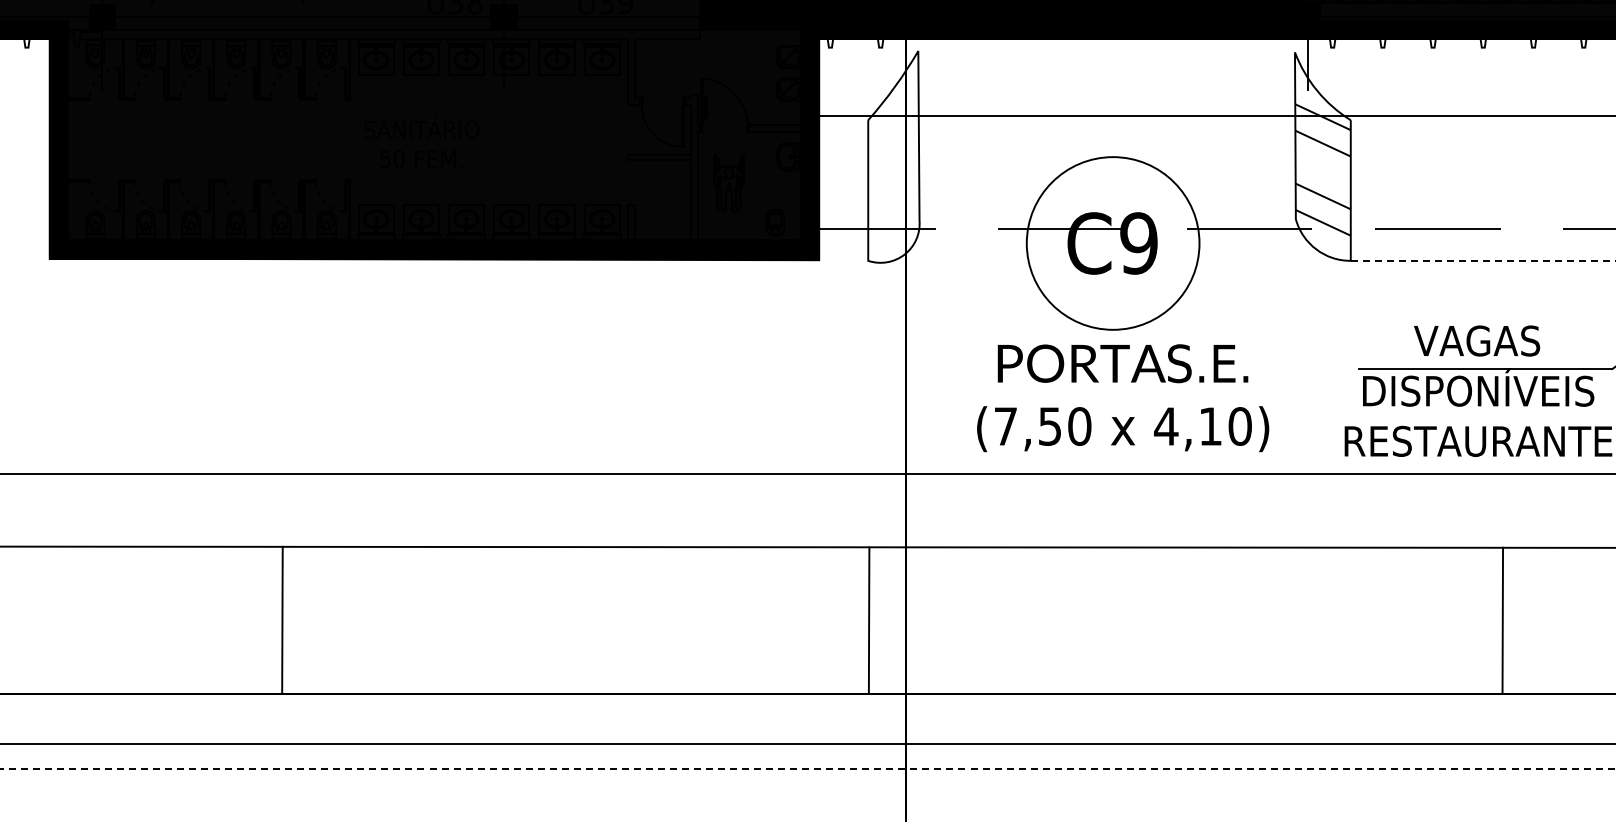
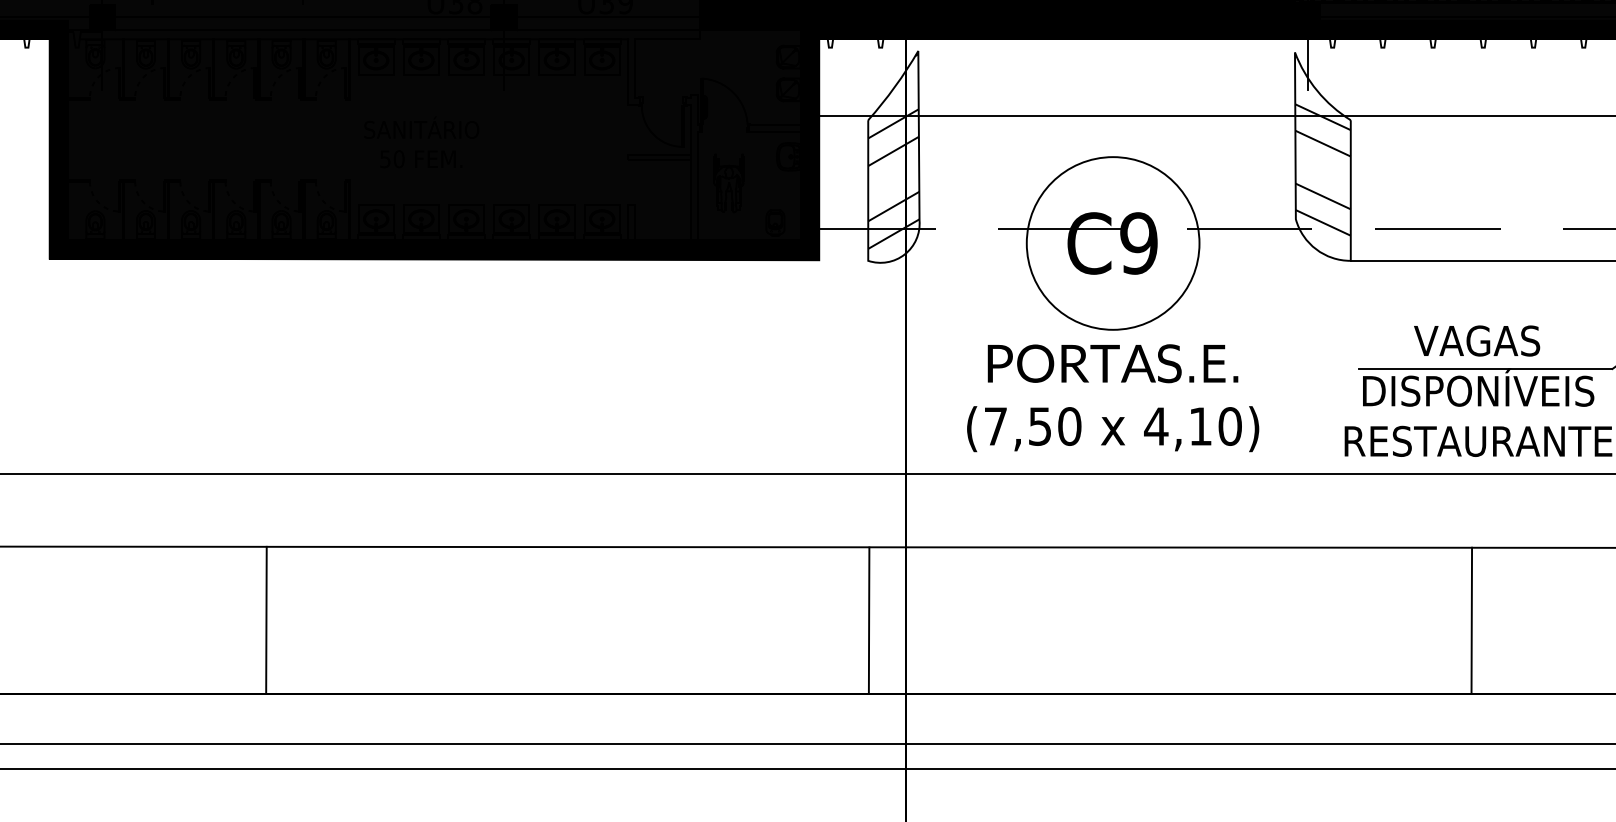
hatch: none -> present (893, 151)
line: dashed -> solid (1483, 260)
text position: (1123, 398) -> (1113, 398) (1113, 398)
line position: (282, 619) -> (266, 619) (266, 619)
line position: (1502, 620) -> (1471, 620) (1471, 620)
line: dashed -> solid (807, 768)
